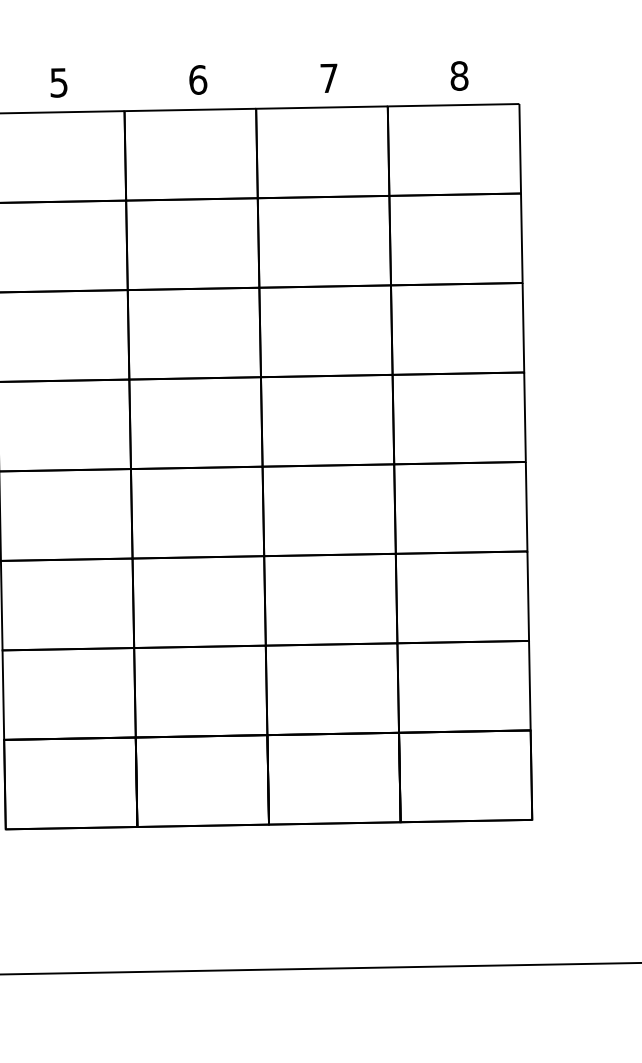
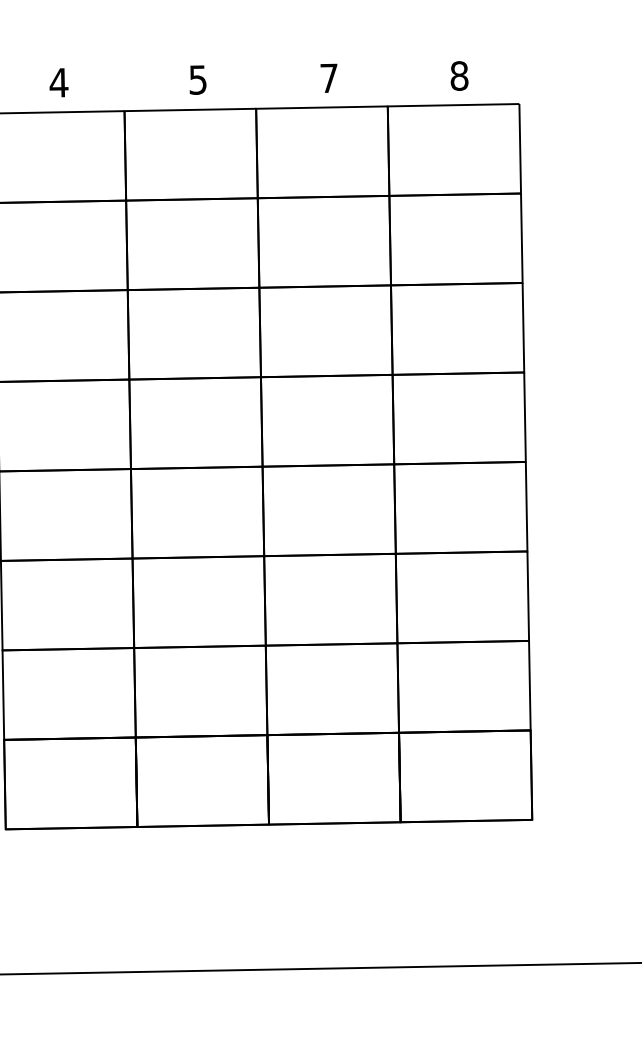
text: 6 -> 5 (198, 79)
text: 5 -> 4 (58, 82)
